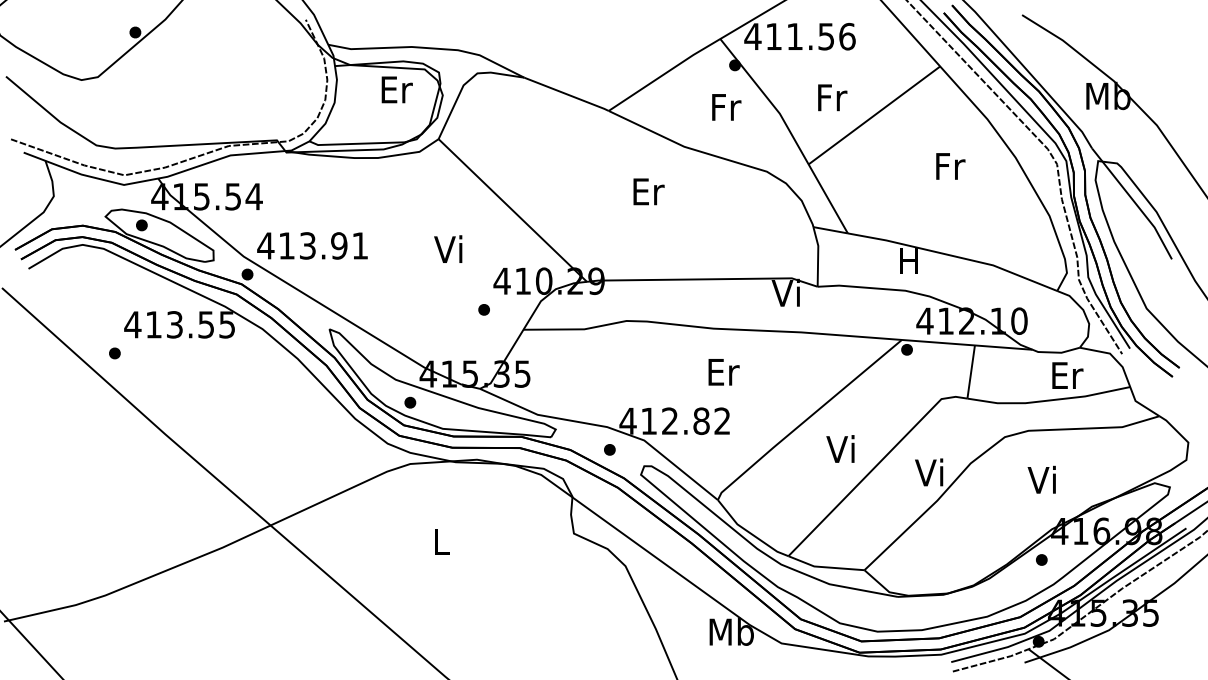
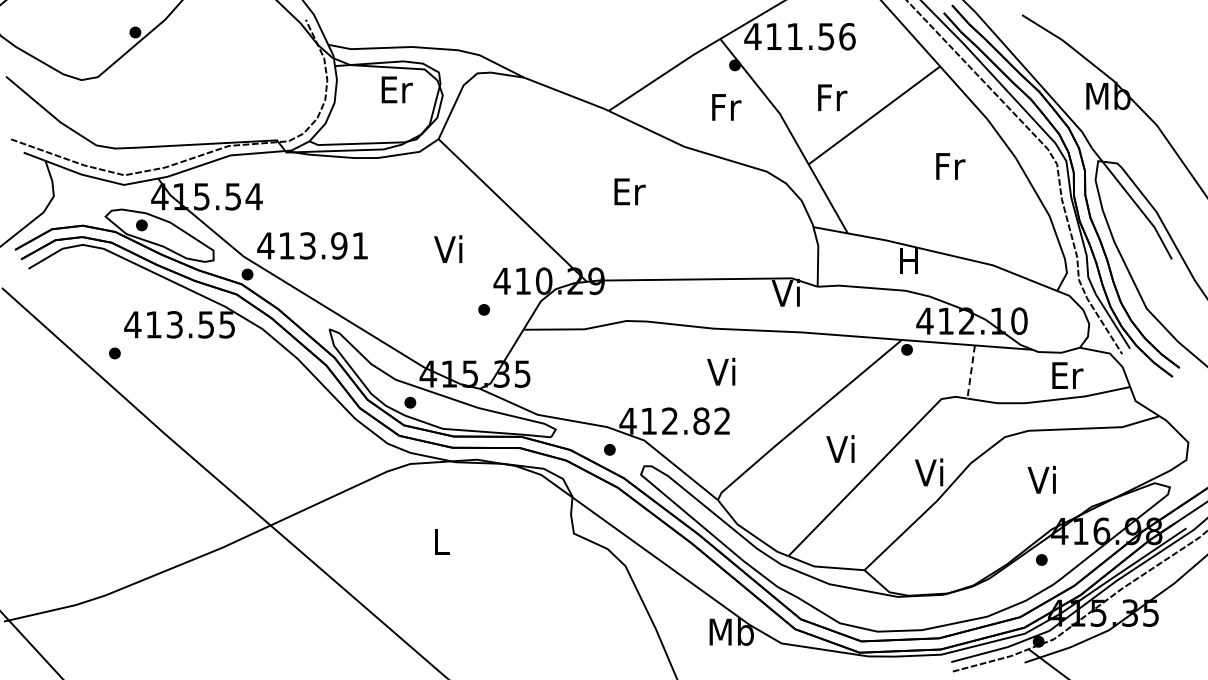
text position: (648, 191) -> (629, 191) (629, 191)
text: Er -> Vi (723, 371)
line: solid -> dashed (971, 372)
